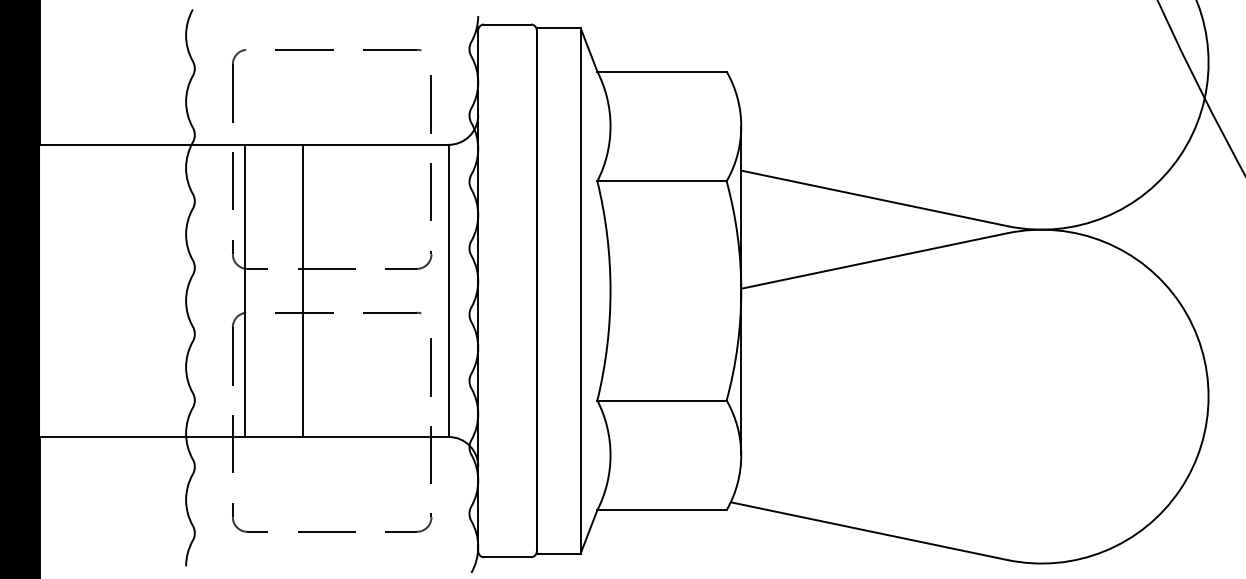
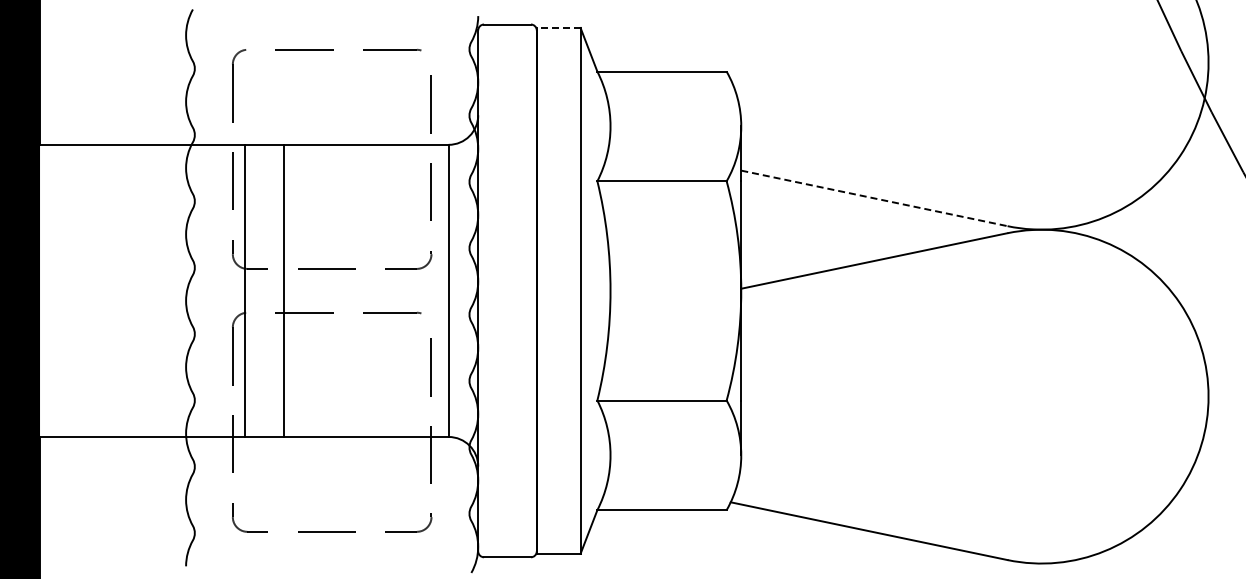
line: solid -> dashed (558, 27)
line: solid -> dashed (874, 198)
line position: (303, 290) -> (284, 290) (284, 290)
